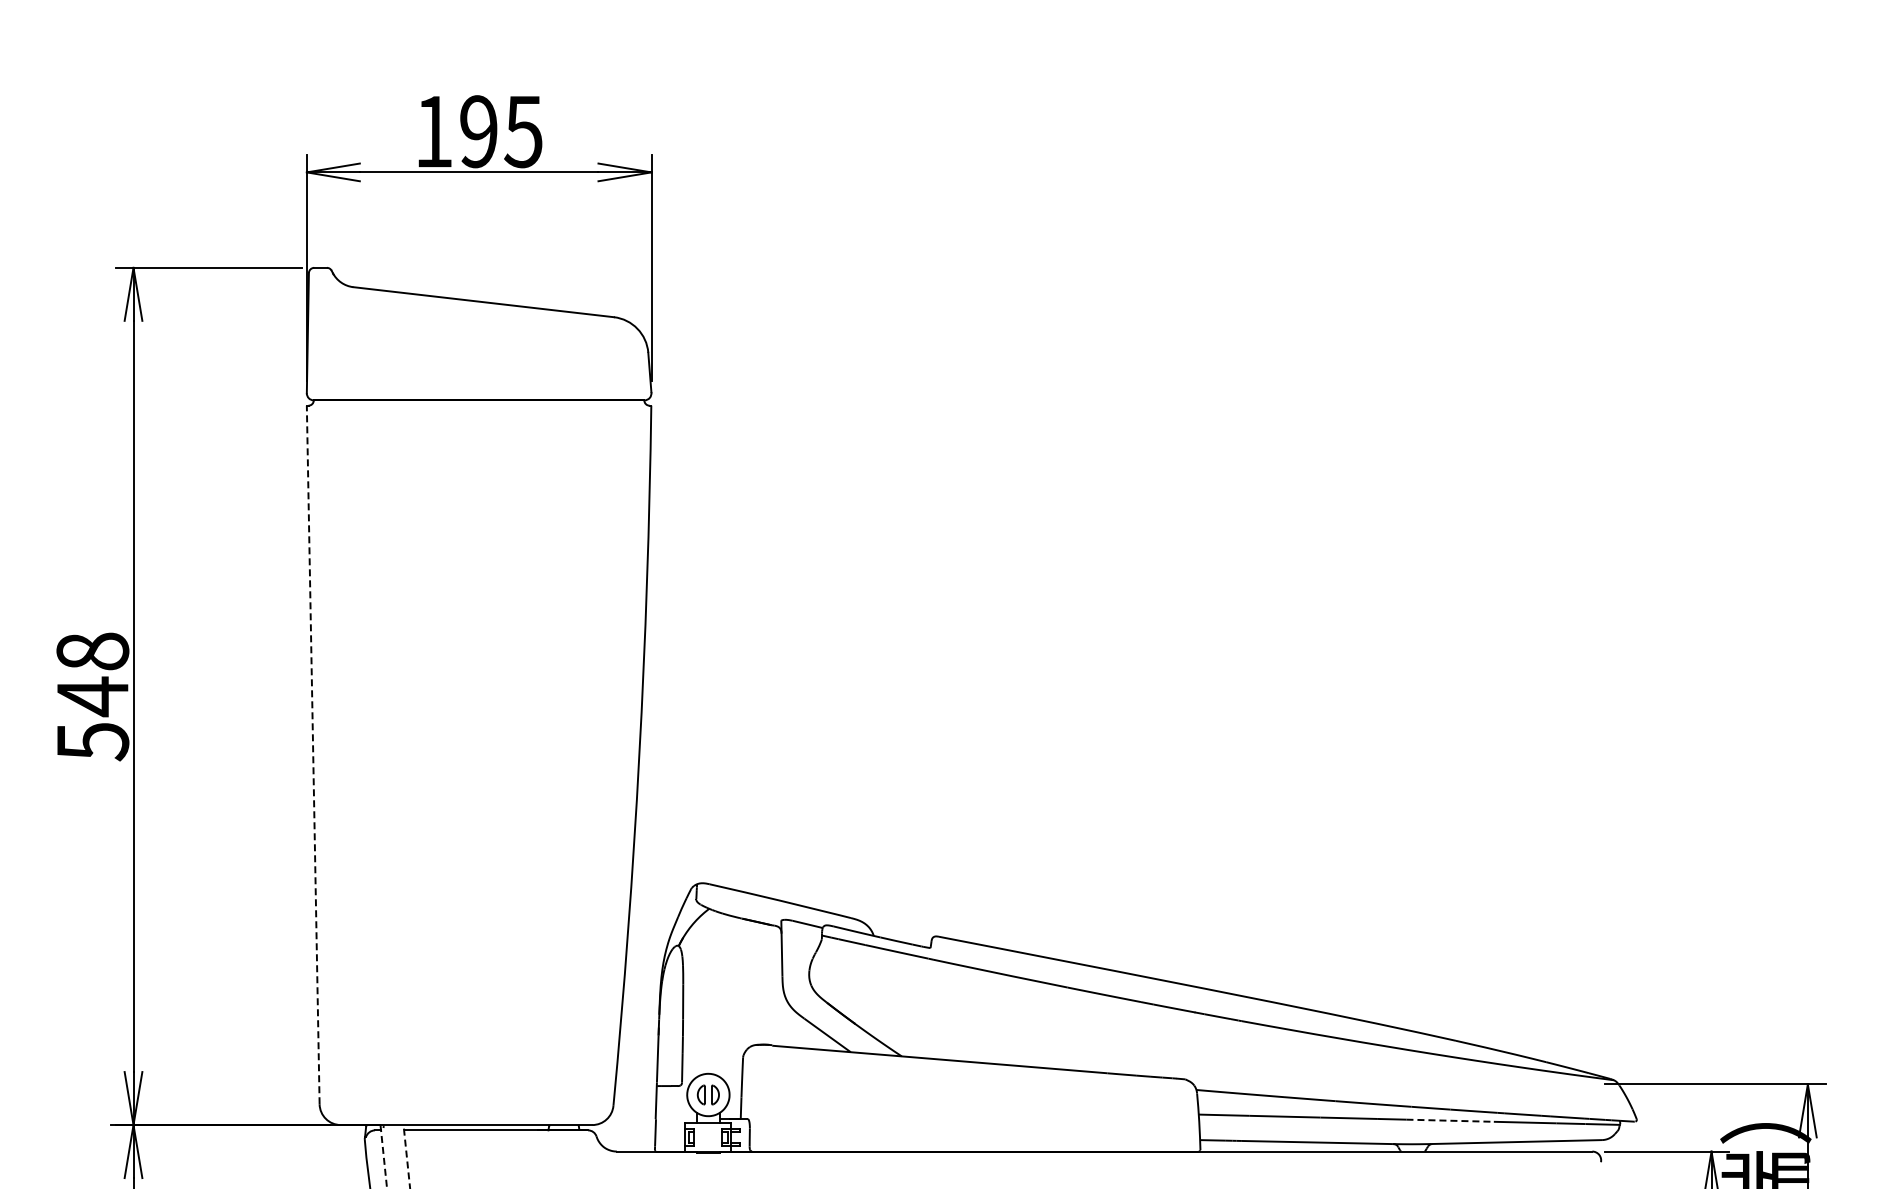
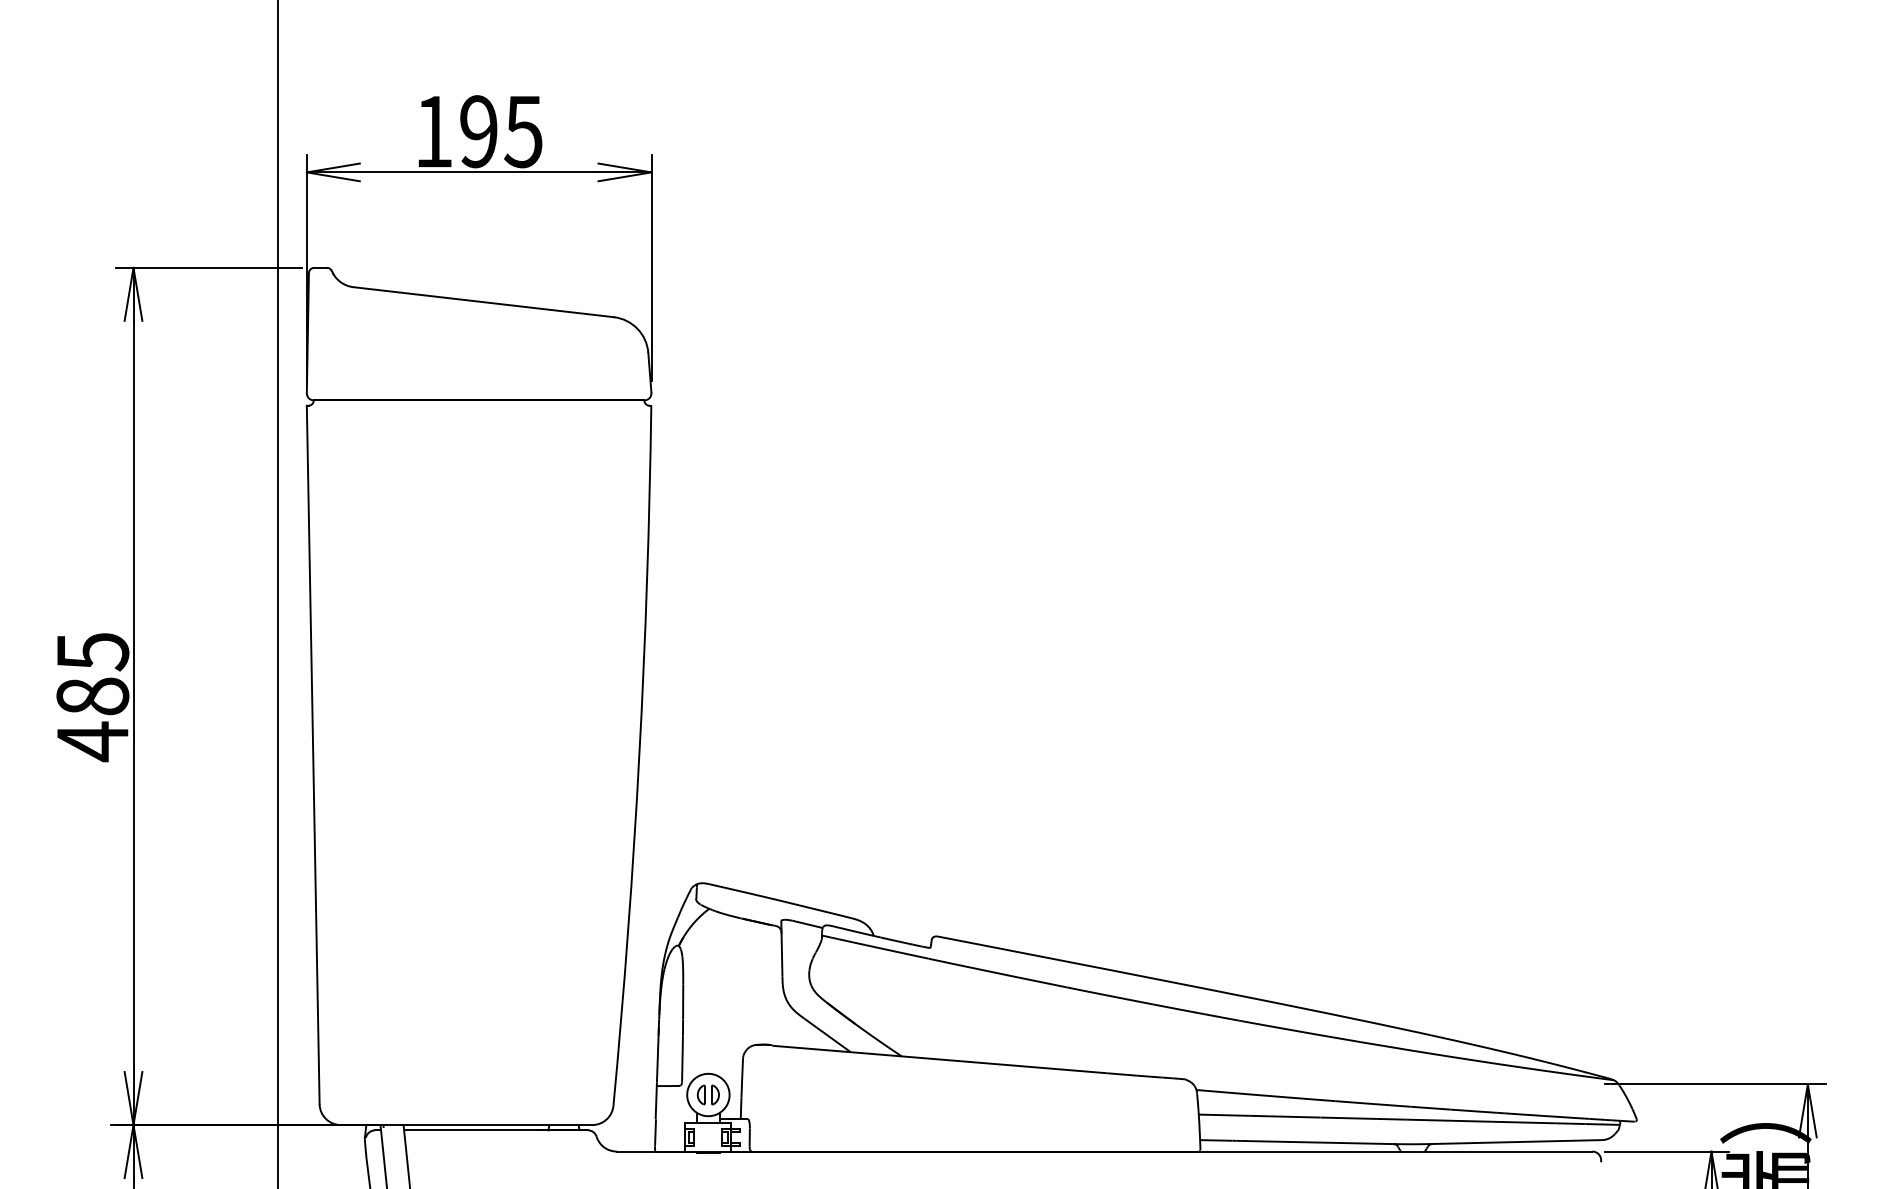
line: none -> present (277, 593)
text: 548 -> 485 (92, 697)
line: dashed -> solid (313, 754)
line: dashed -> solid (1450, 1120)
line: dashed -> solid (383, 1156)
line: dashed -> solid (406, 1156)
